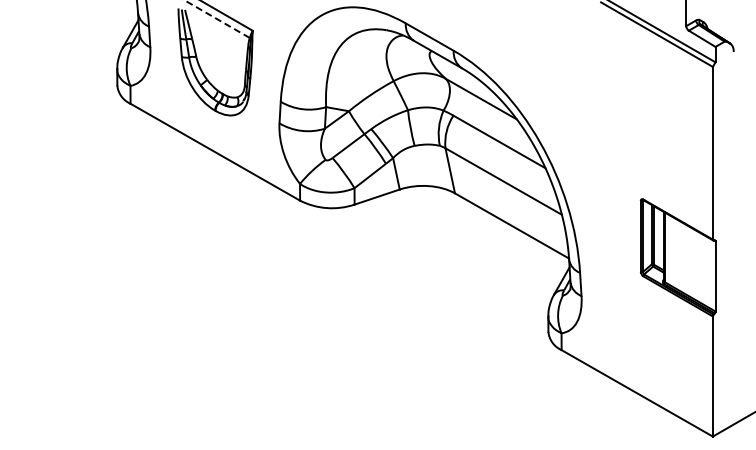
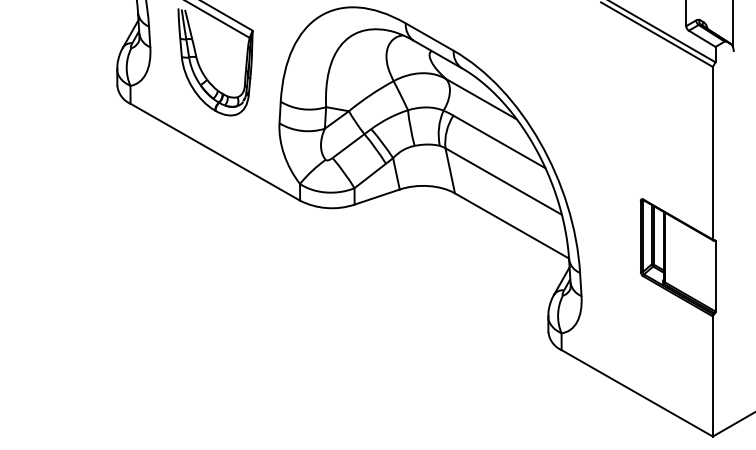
line: dashed -> solid (217, 19)
line: none -> present (732, 24)
